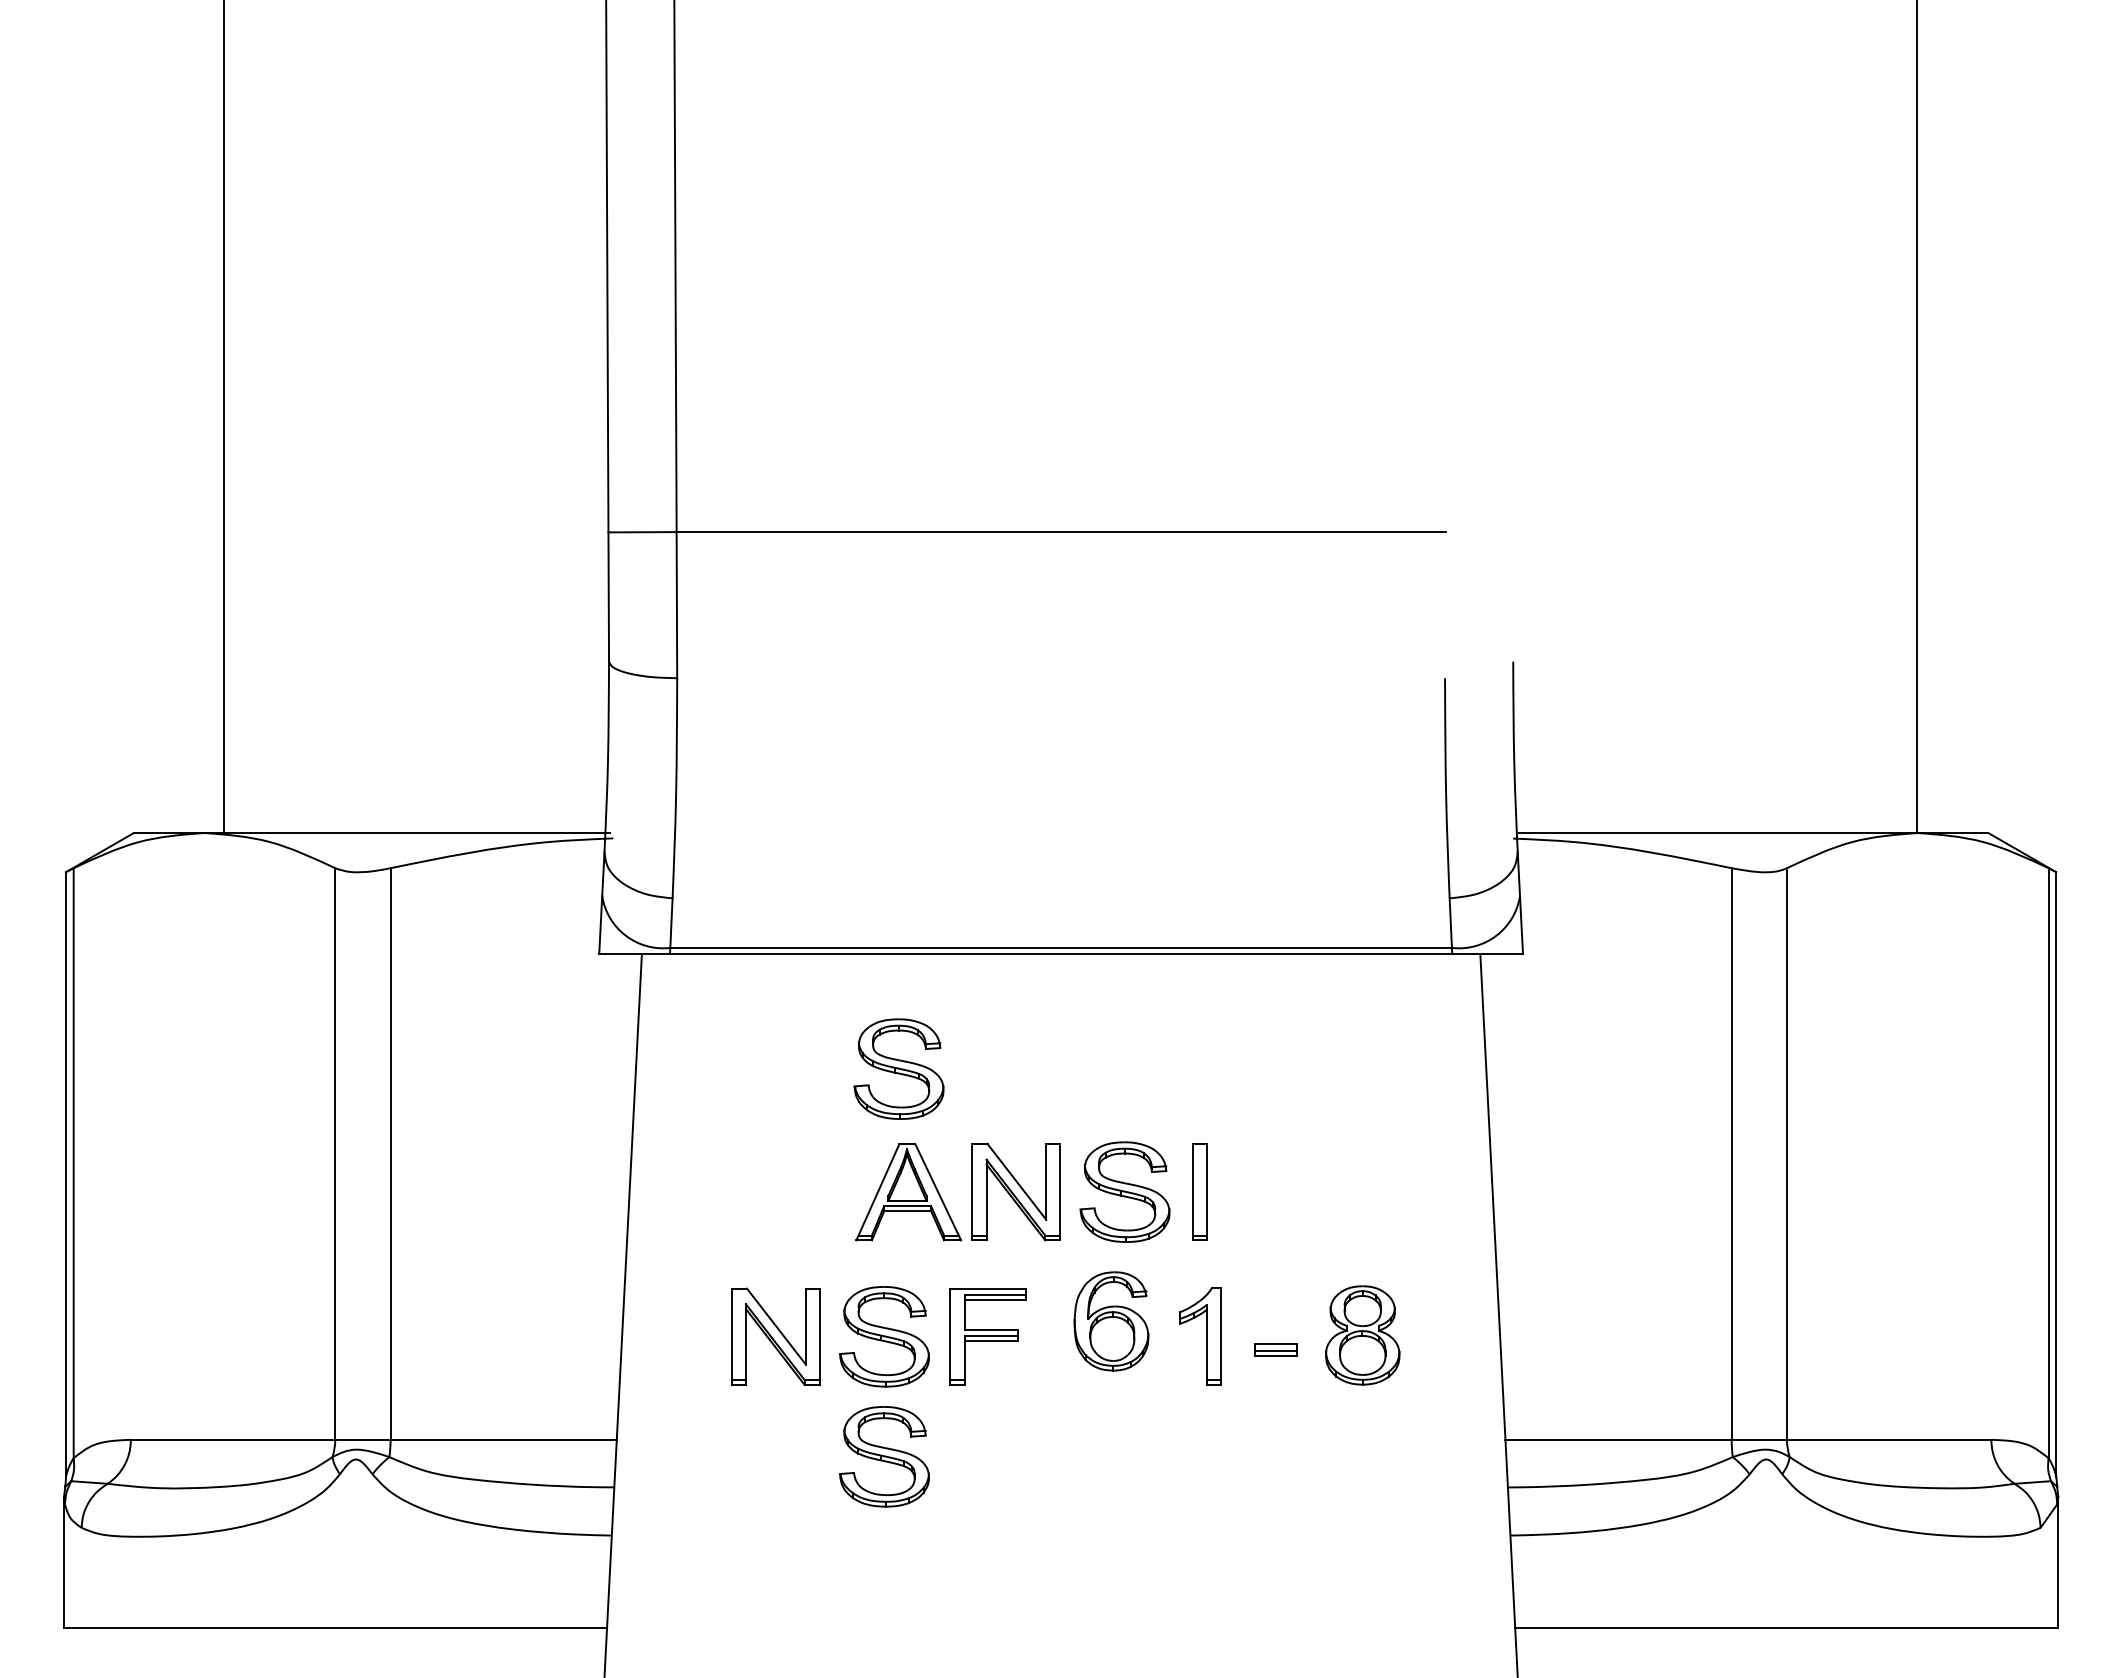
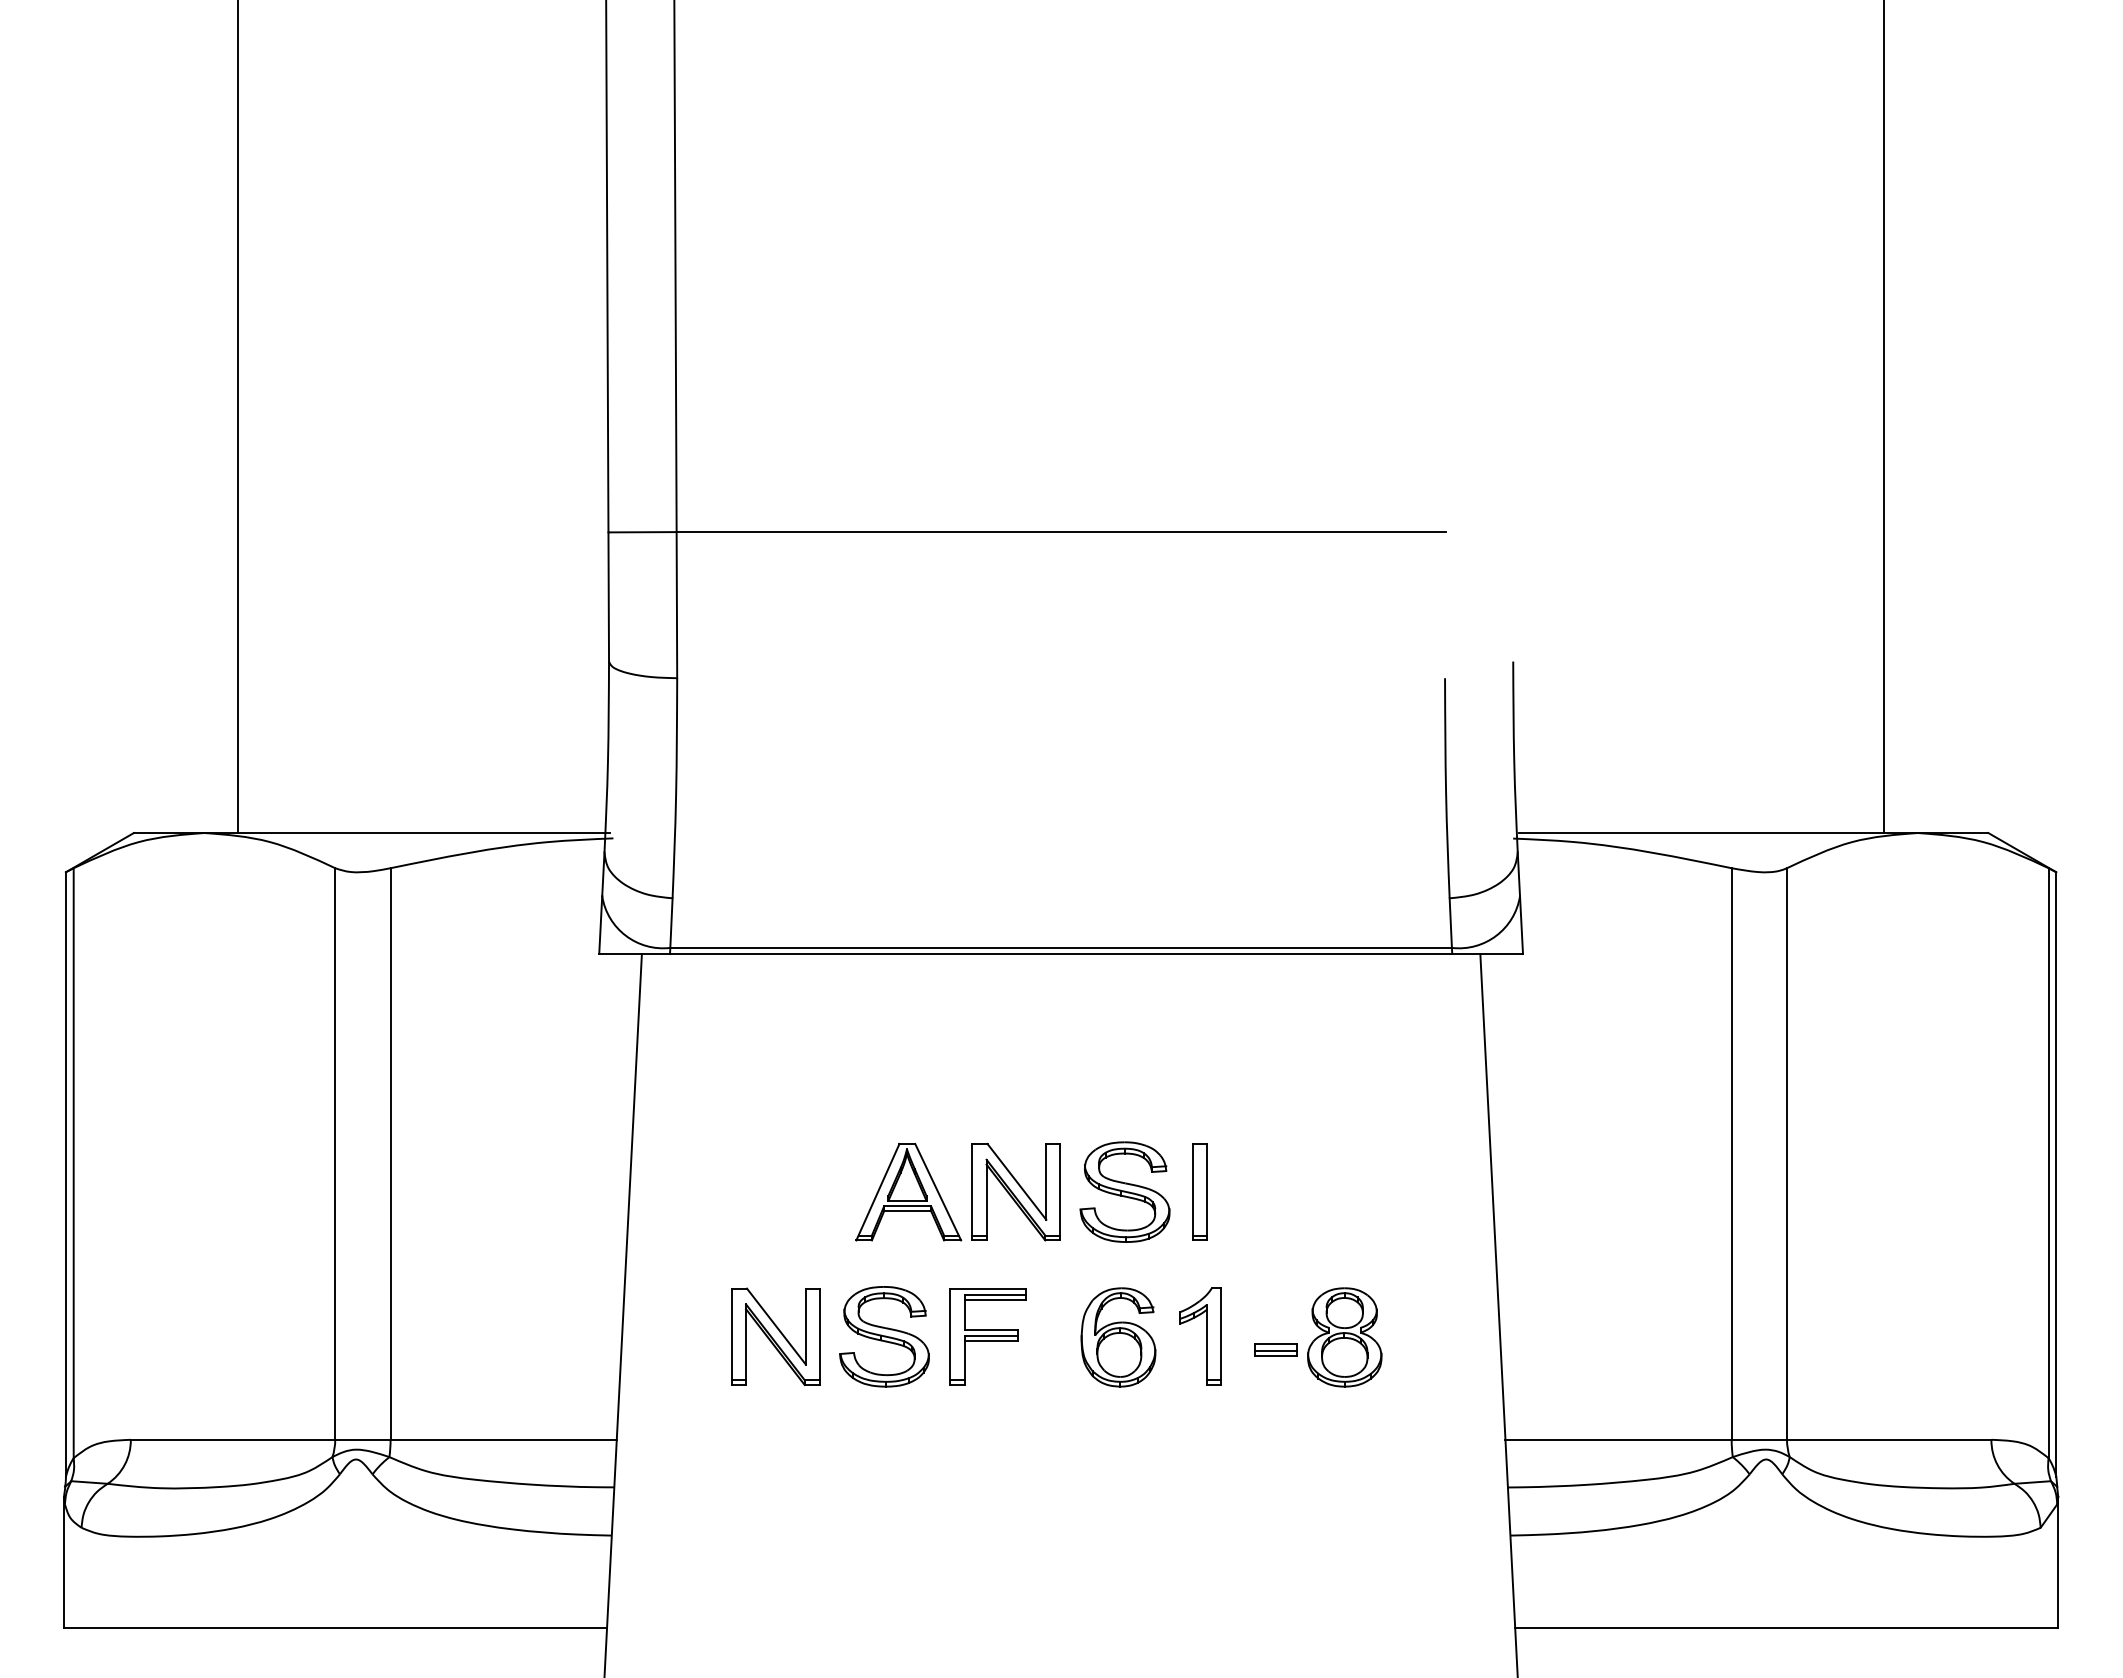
line position: (223, 417) -> (237, 417) (237, 417)
line position: (1917, 417) -> (1884, 417) (1884, 417)
part: present -> none (898, 1068)
part position: (1111, 1321) -> (1118, 1337) (1118, 1337)
part position: (1362, 1335) -> (1344, 1337) (1344, 1337)
part: present -> none (884, 1456)
